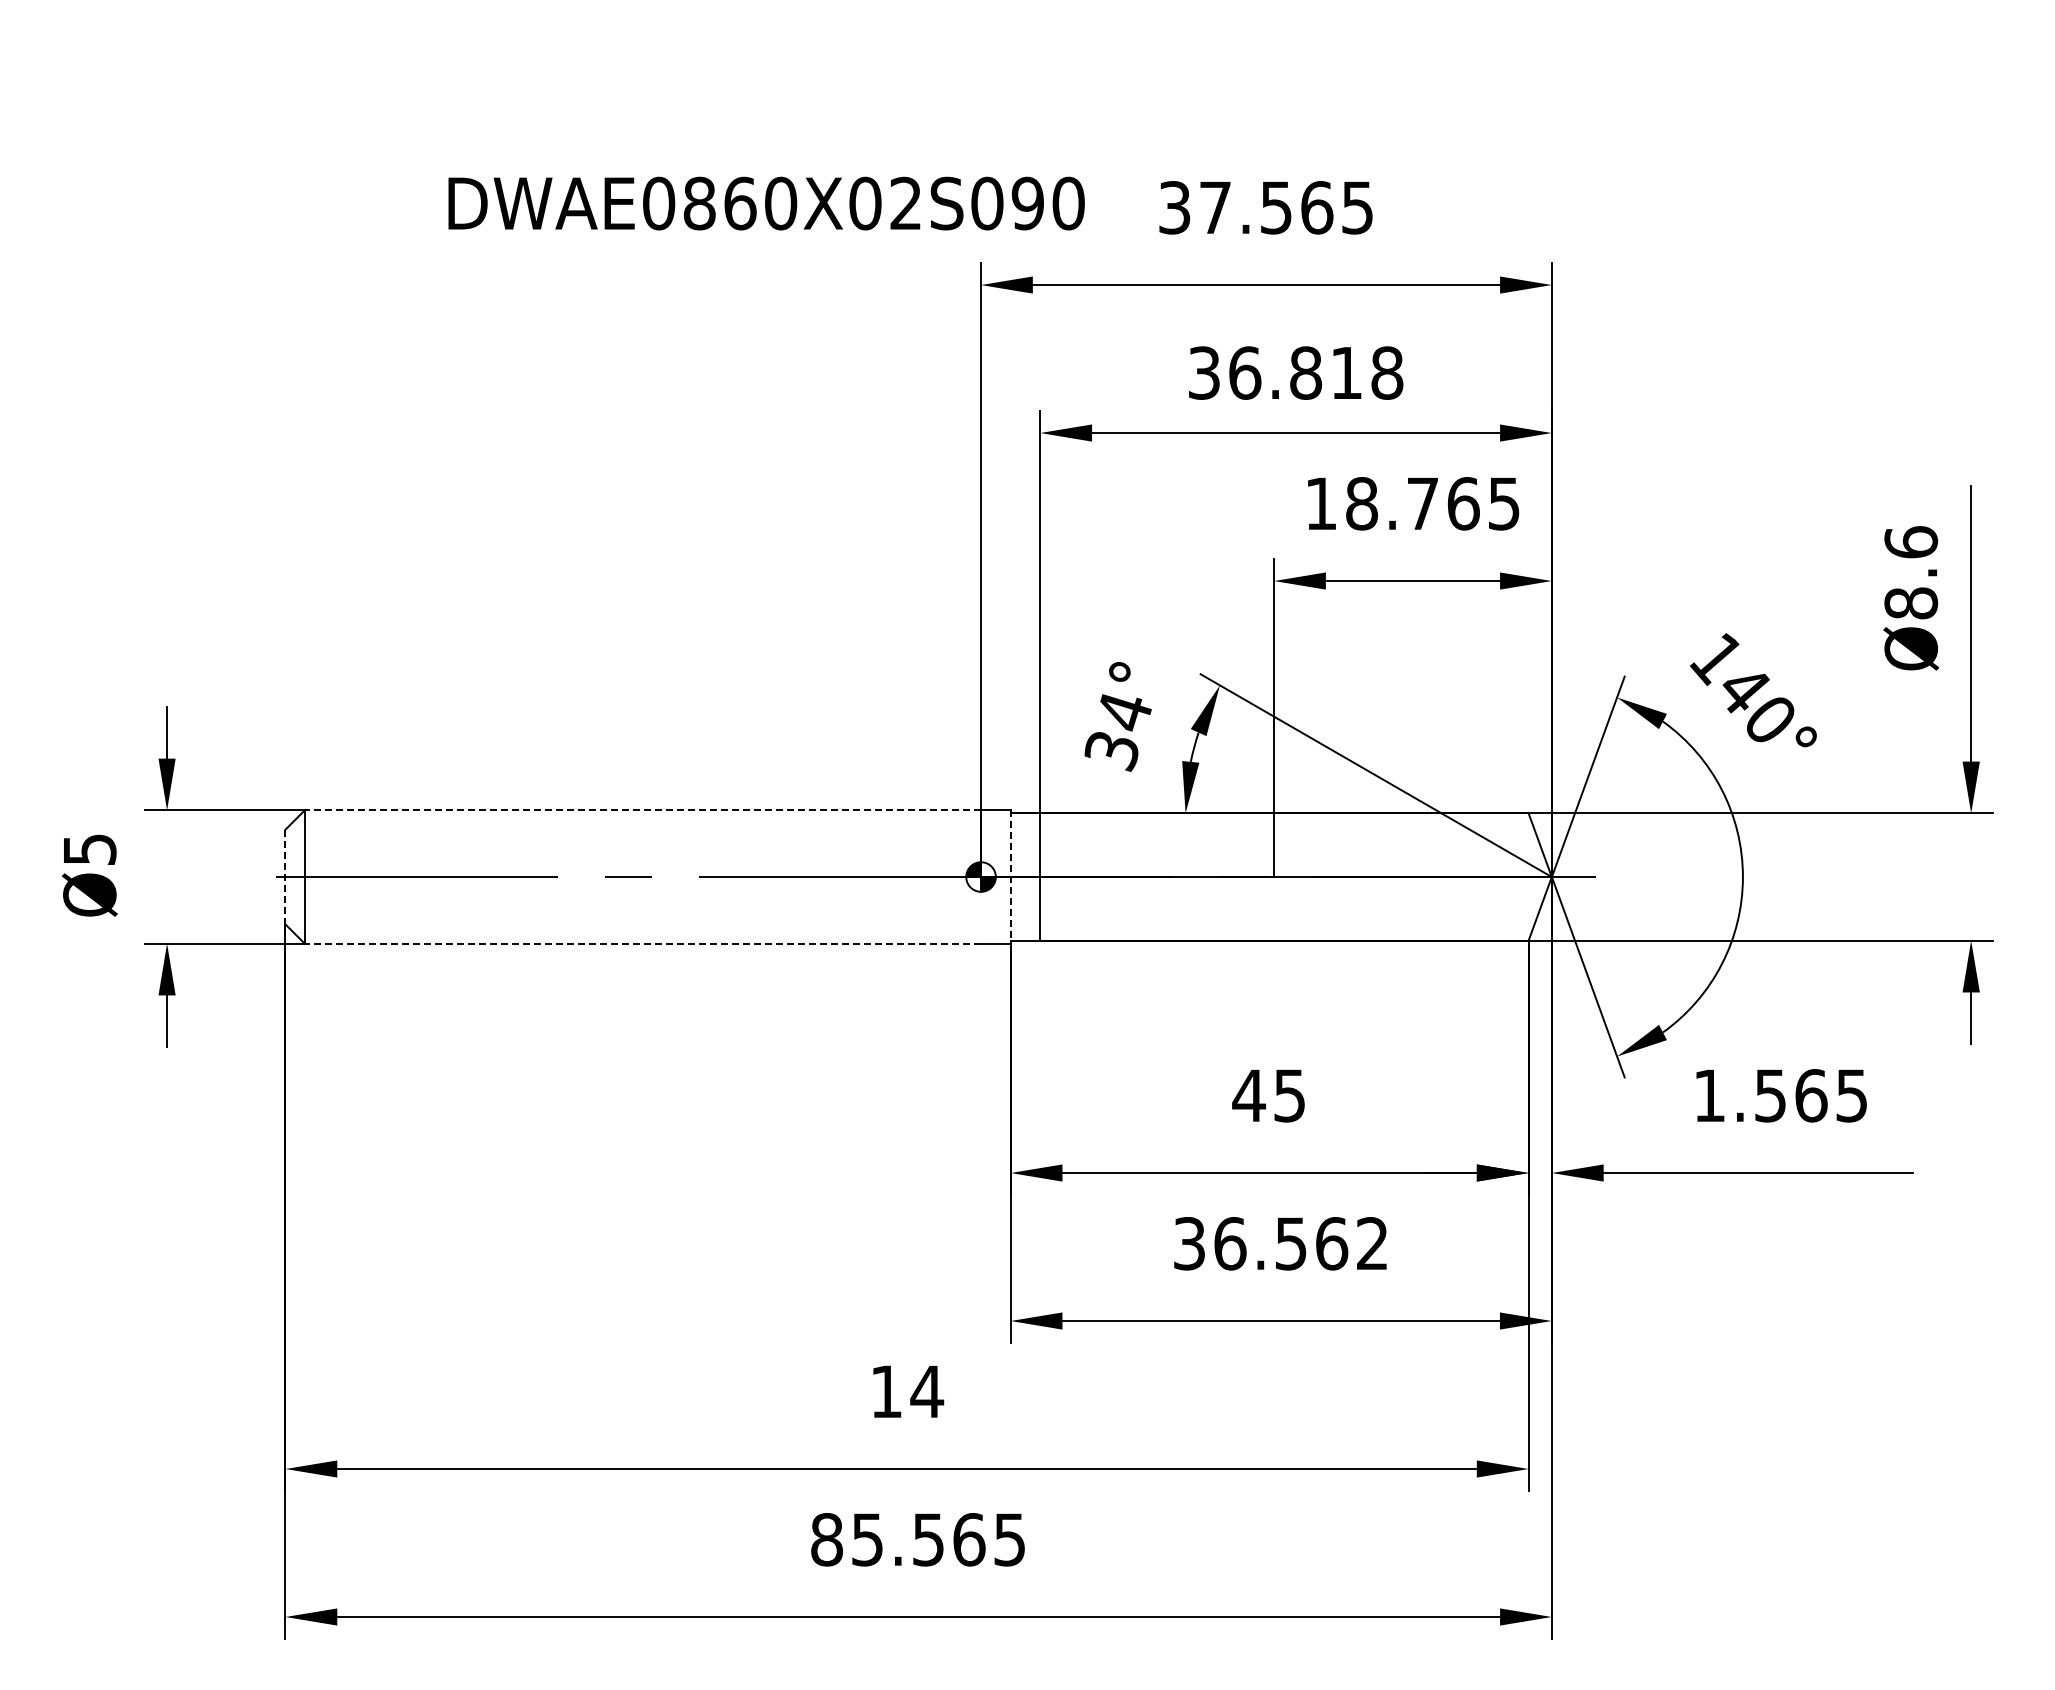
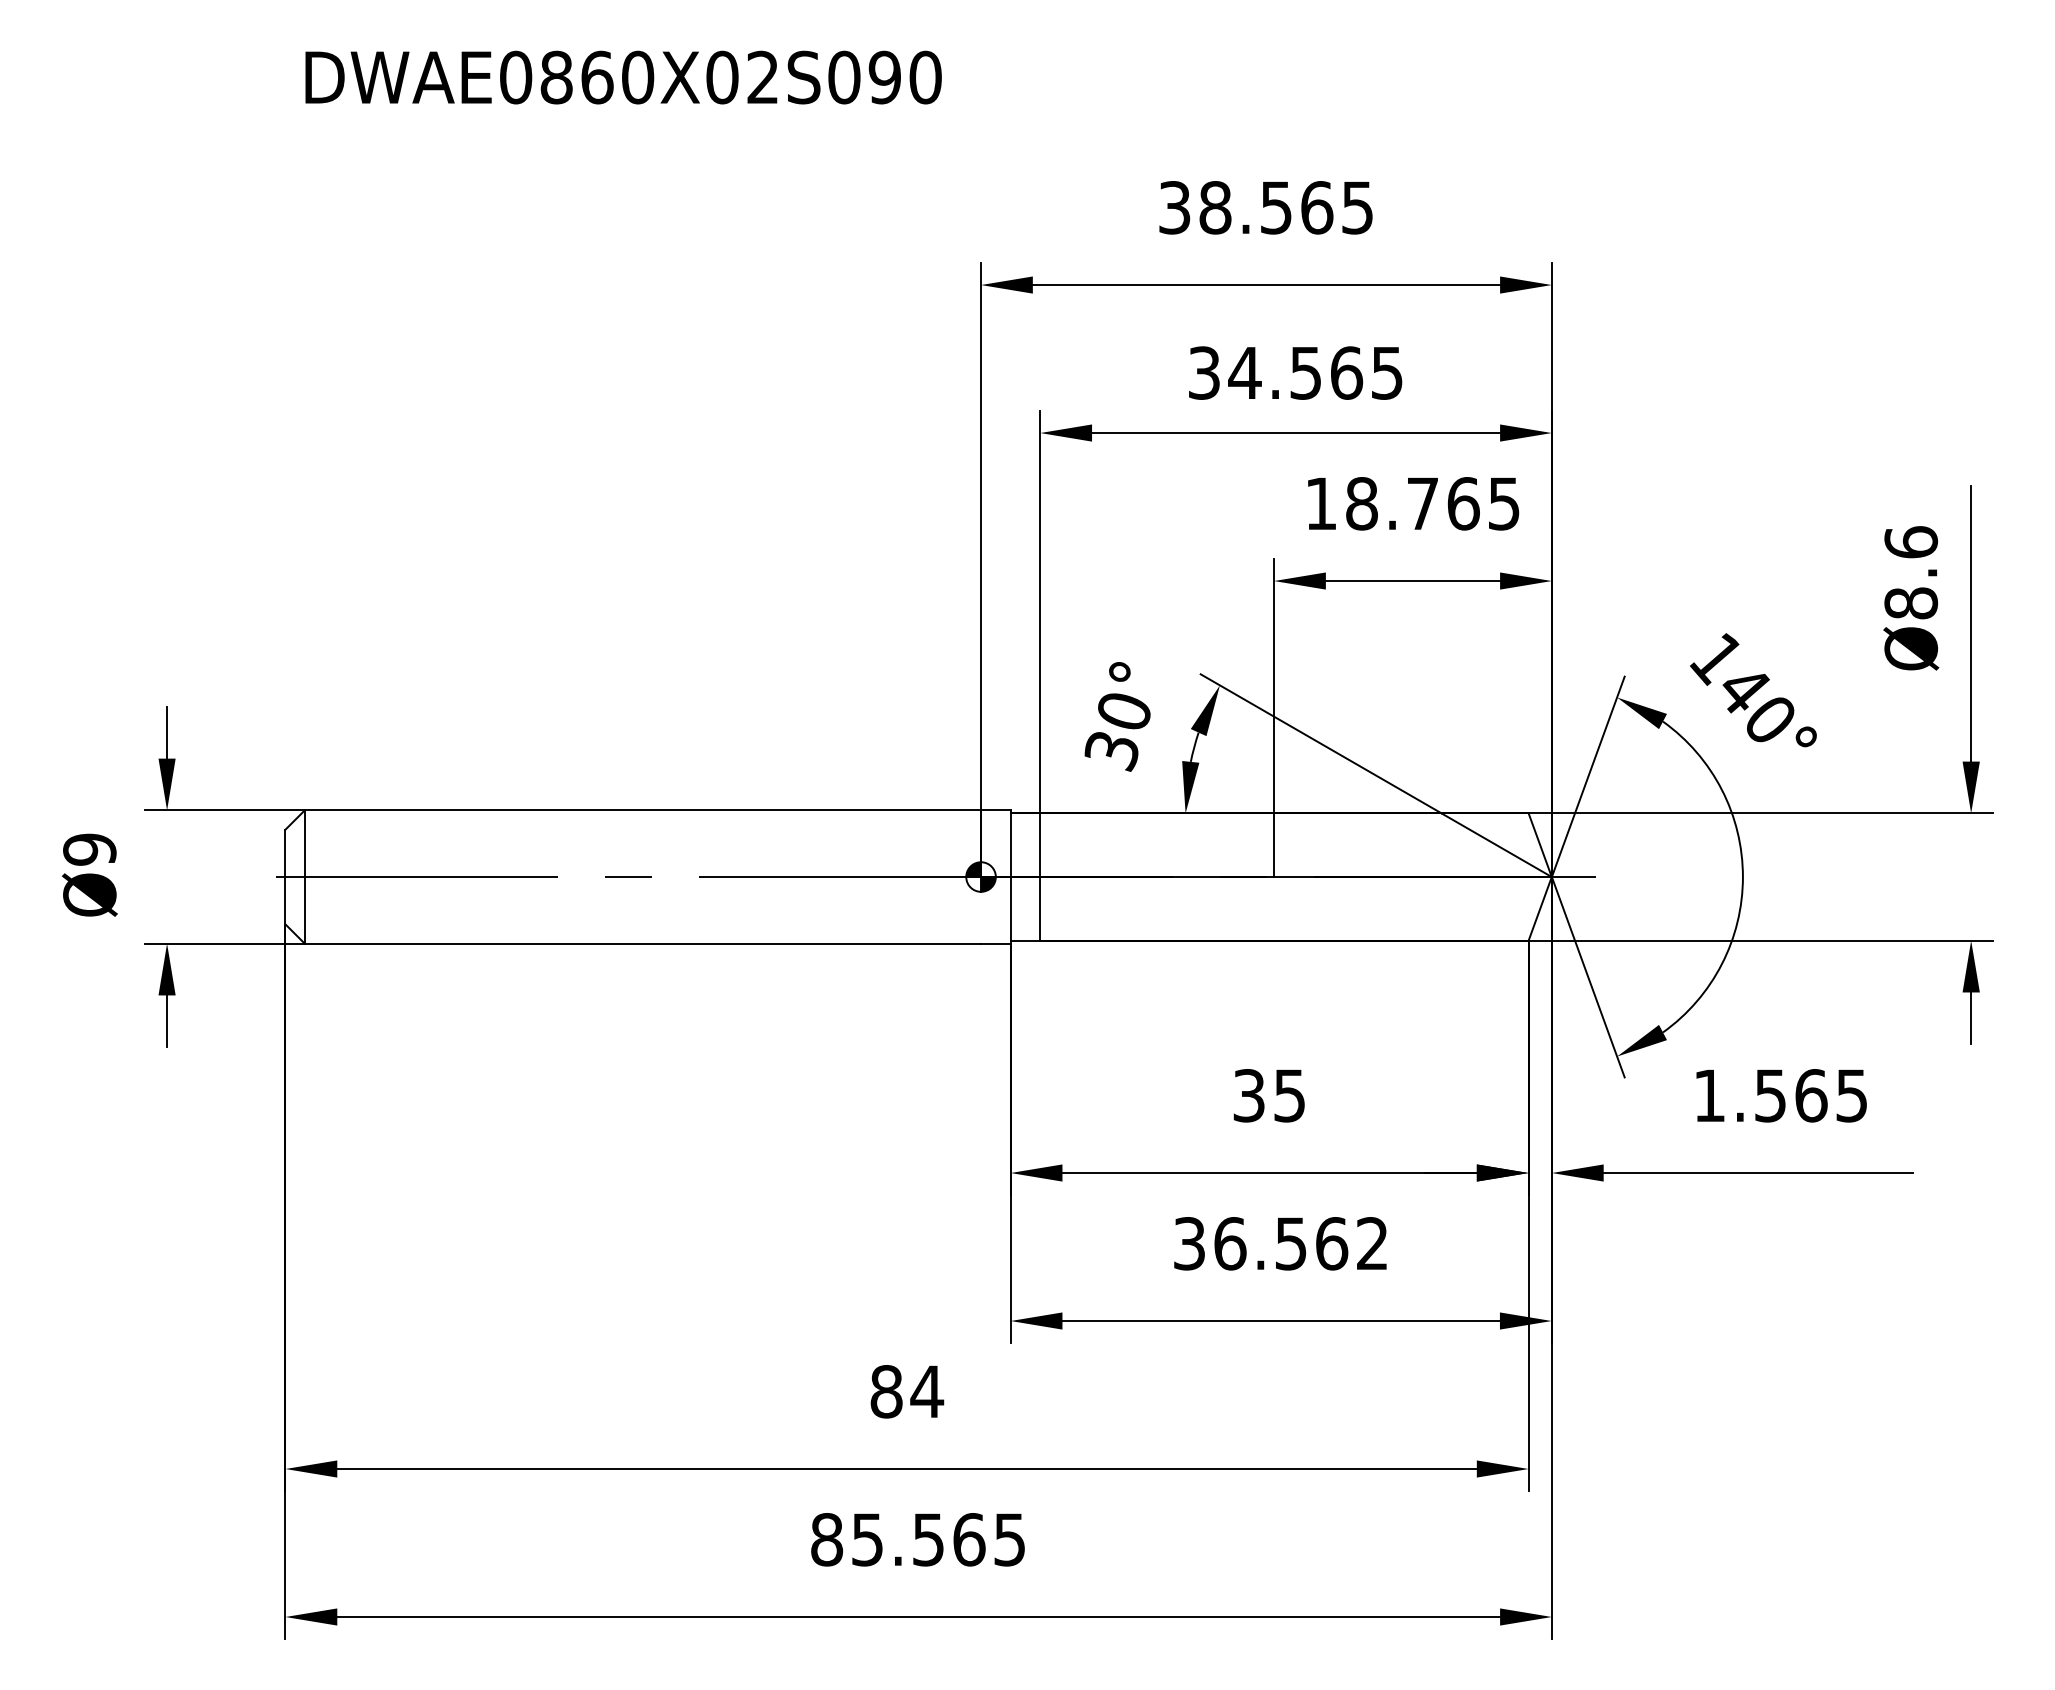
text position: (766, 203) -> (623, 77) (623, 77)
text: 37.565 -> 38.565 (1215, 207)
text: 36.818 -> 34.565 (1315, 372)
text: 34° -> 30° (1124, 712)
line: dashed -> solid (642, 810)
text: Ø5 -> Ø9 (89, 849)
line: dashed -> solid (285, 877)
line: dashed -> solid (1010, 877)
line: dashed -> solid (642, 943)
text: 45 -> 35 (1248, 1095)
text: 14 -> 84 (886, 1391)
